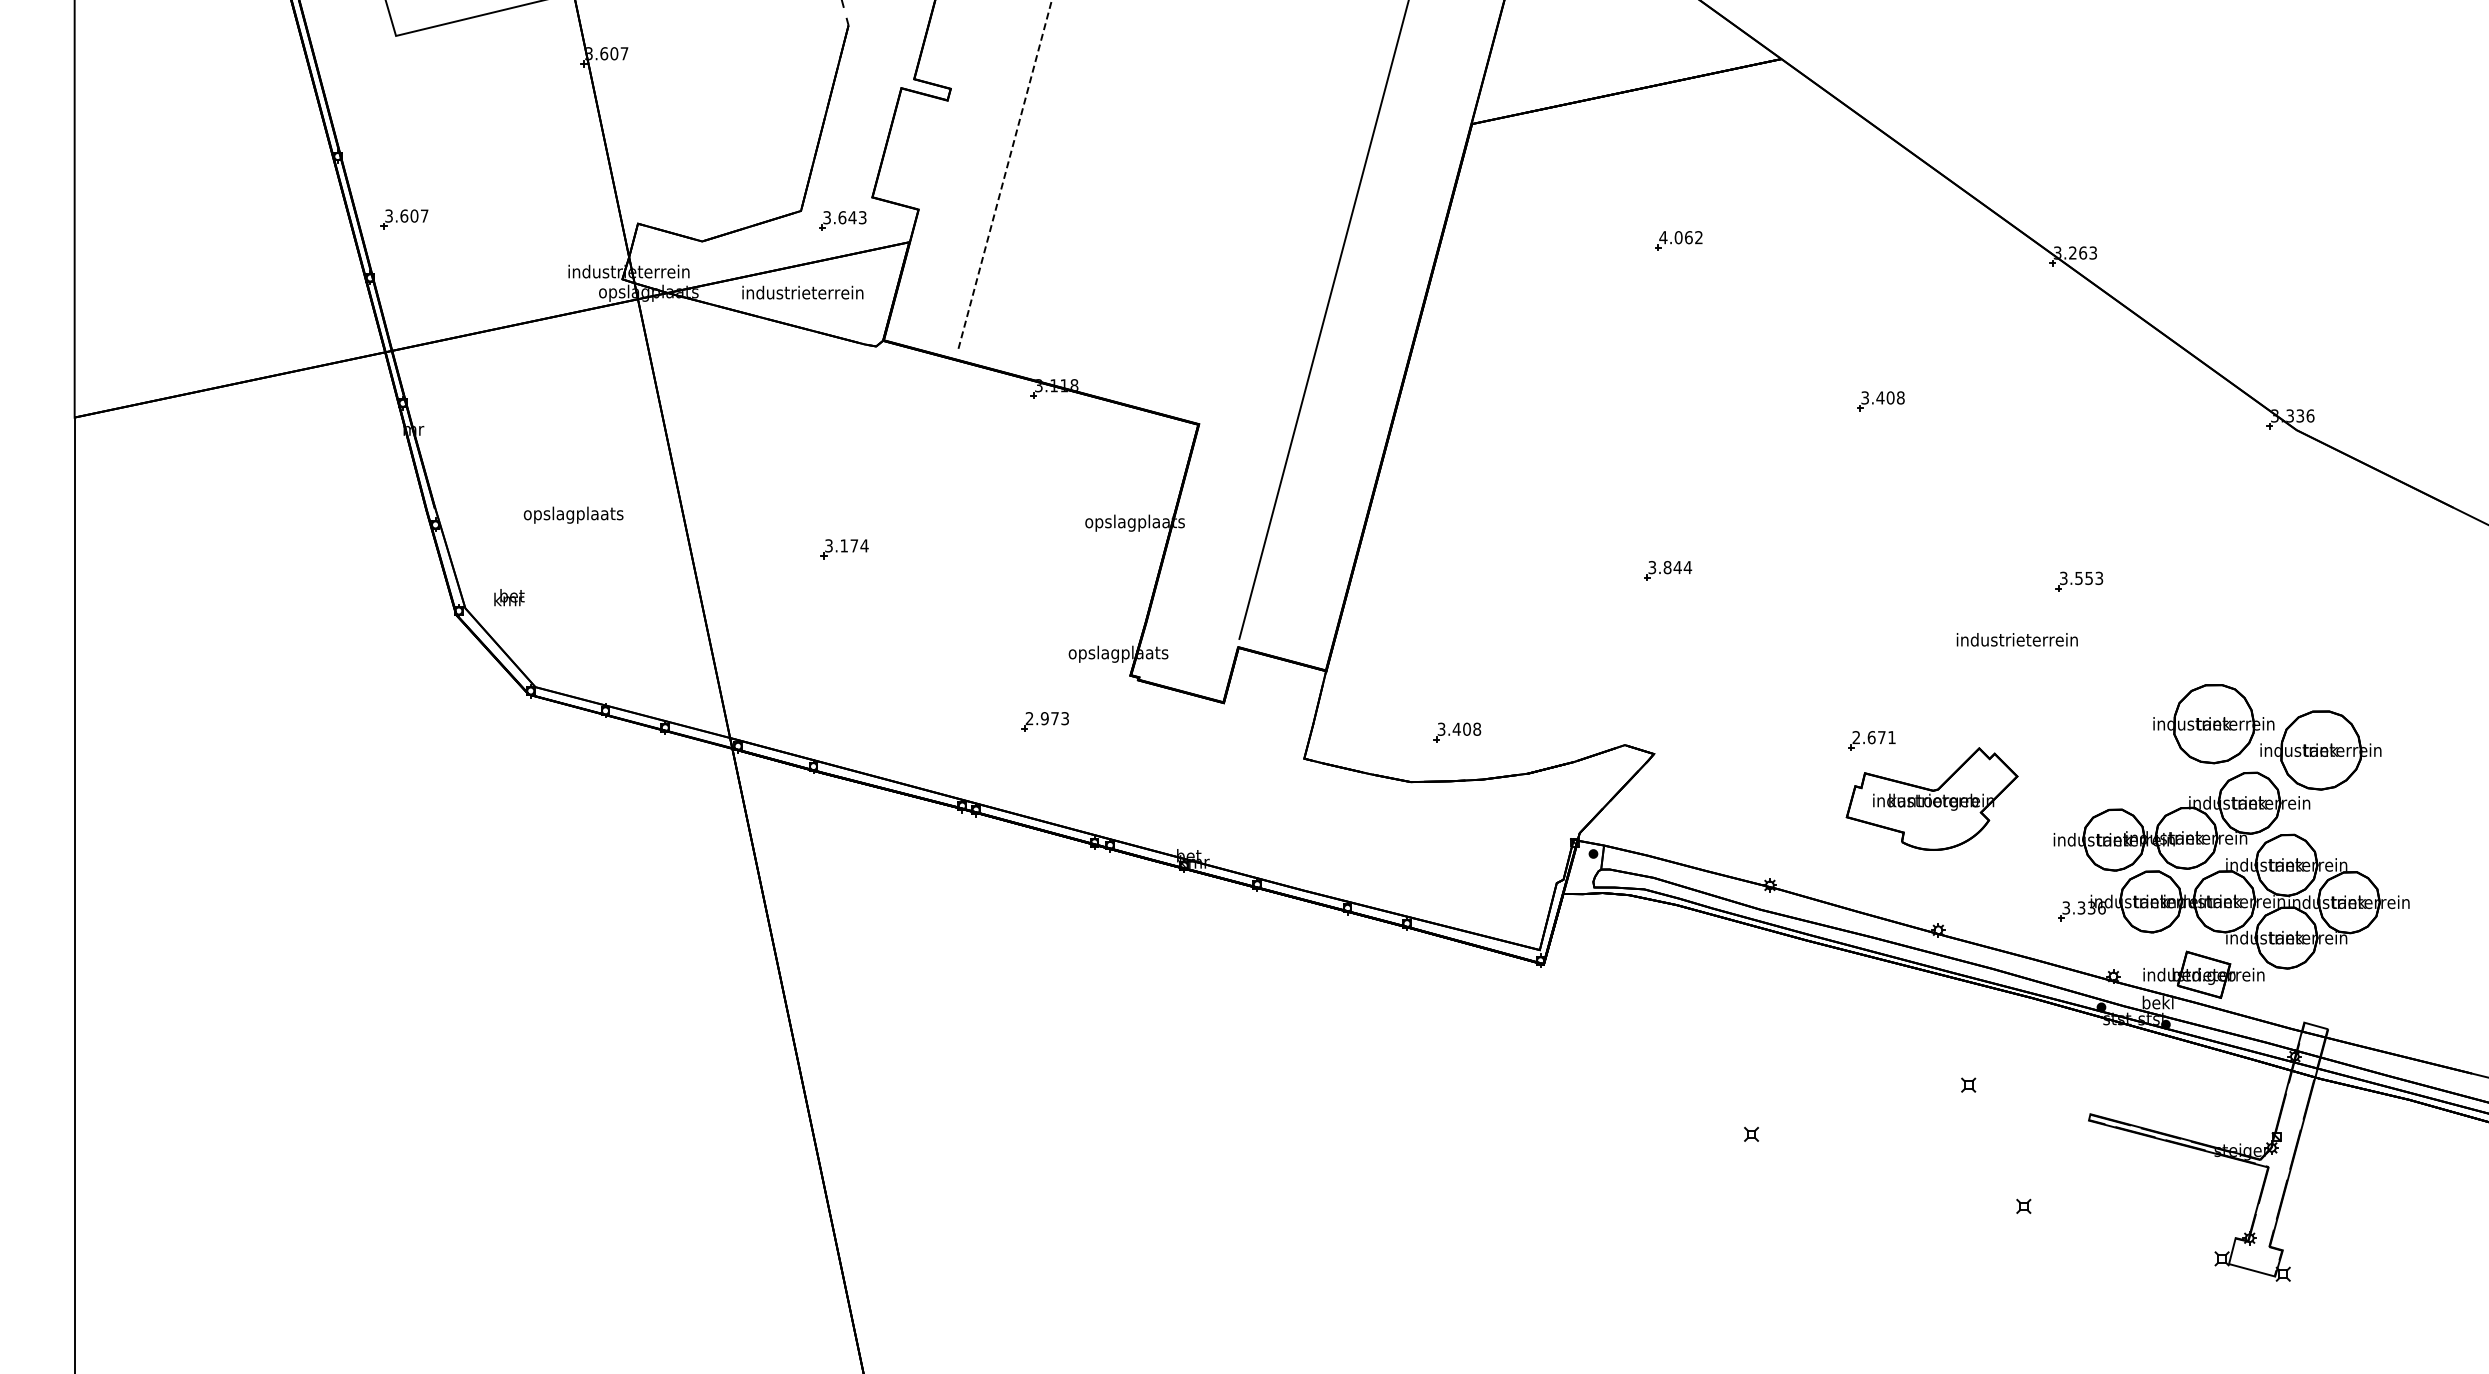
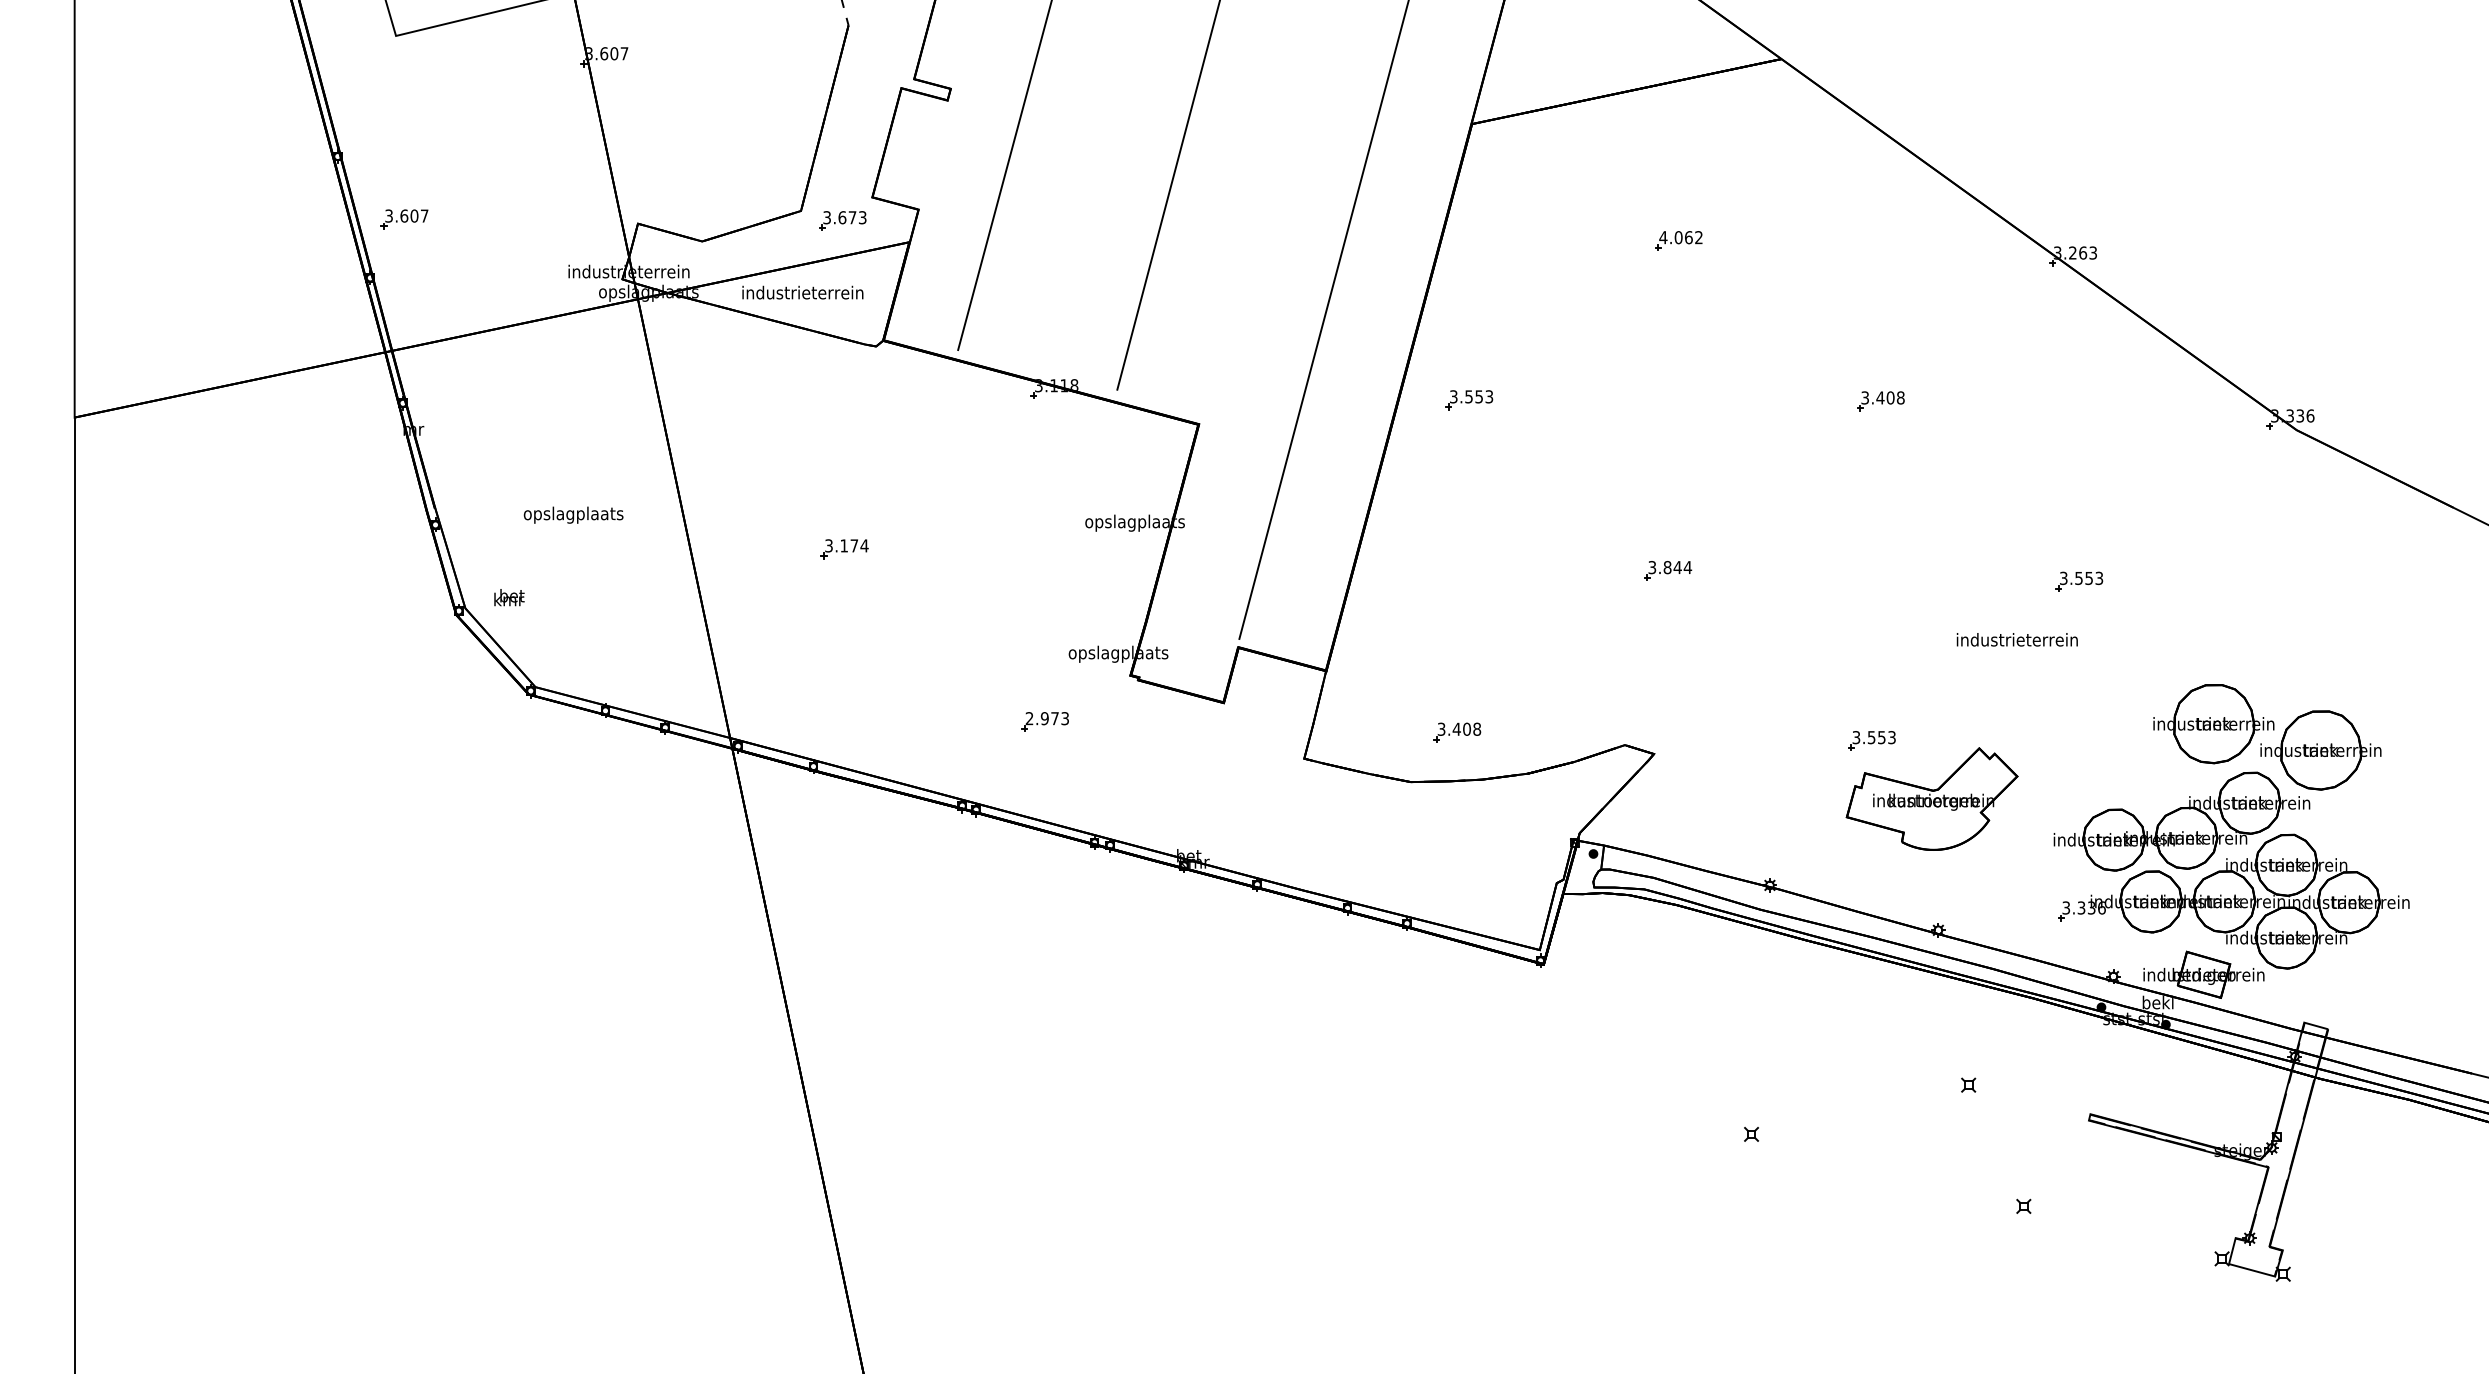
line: dashed -> solid (1004, 175)
line: none -> present (1168, 195)
text: 3.643 -> 3.673 (852, 217)
part: none -> present (1469, 400)
text: 2.671 -> 3.553 (1873, 737)
